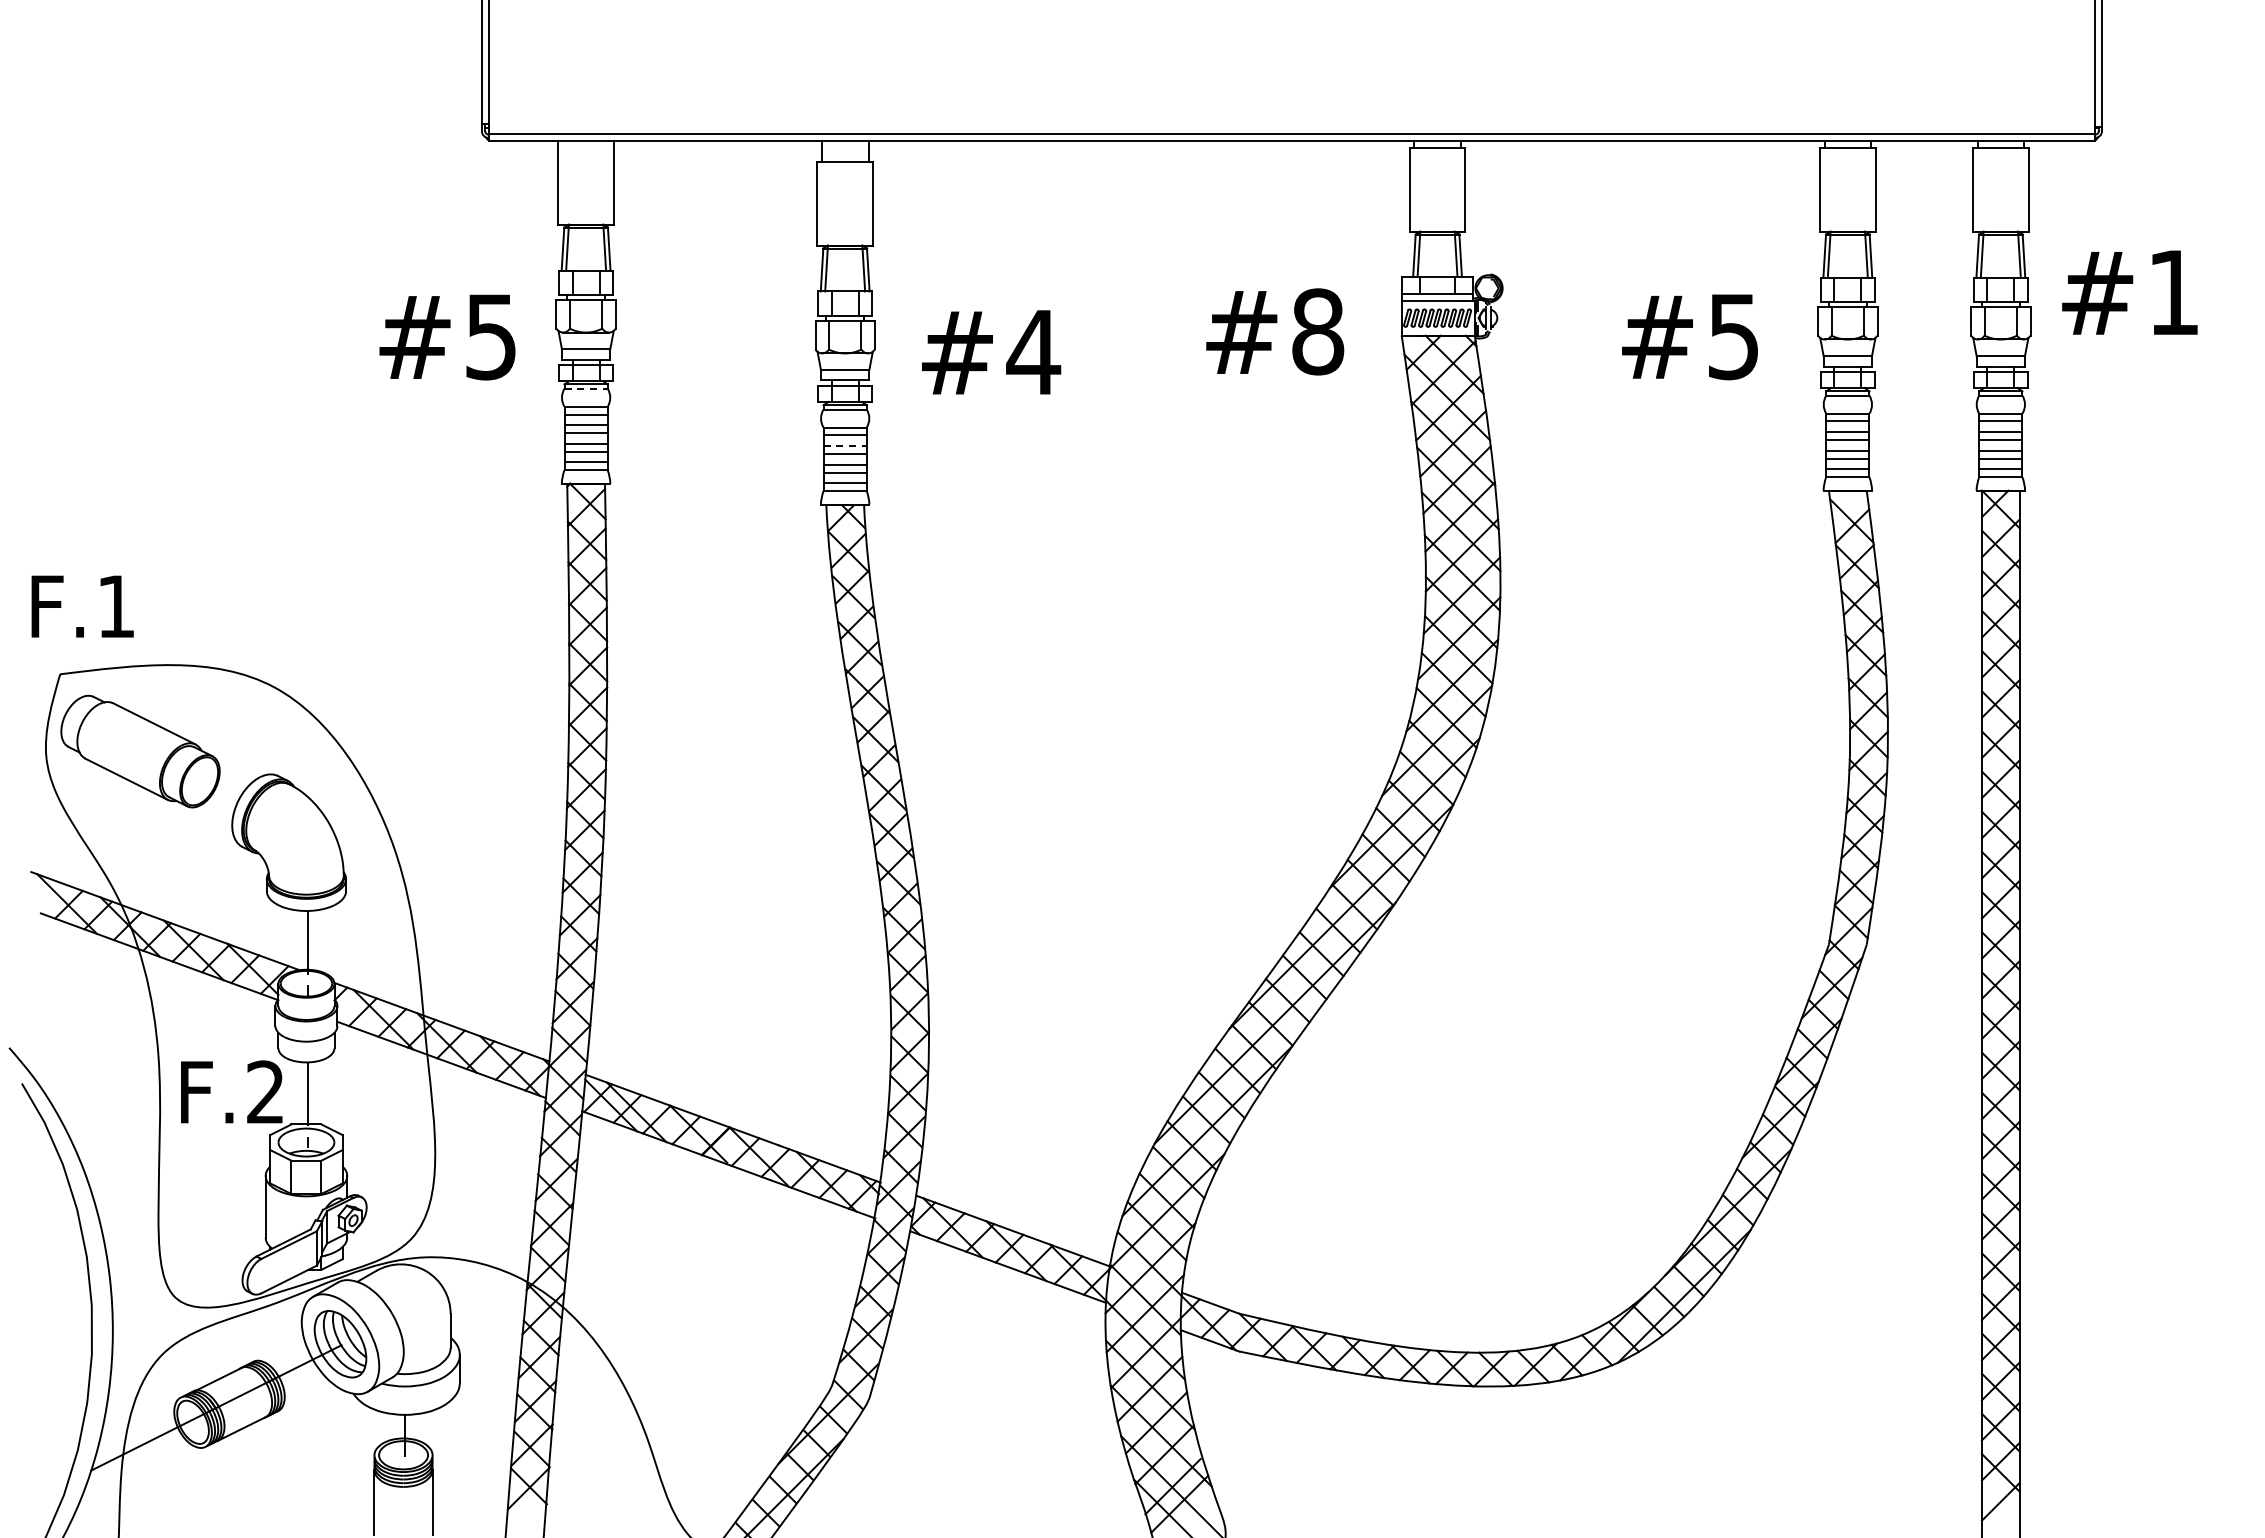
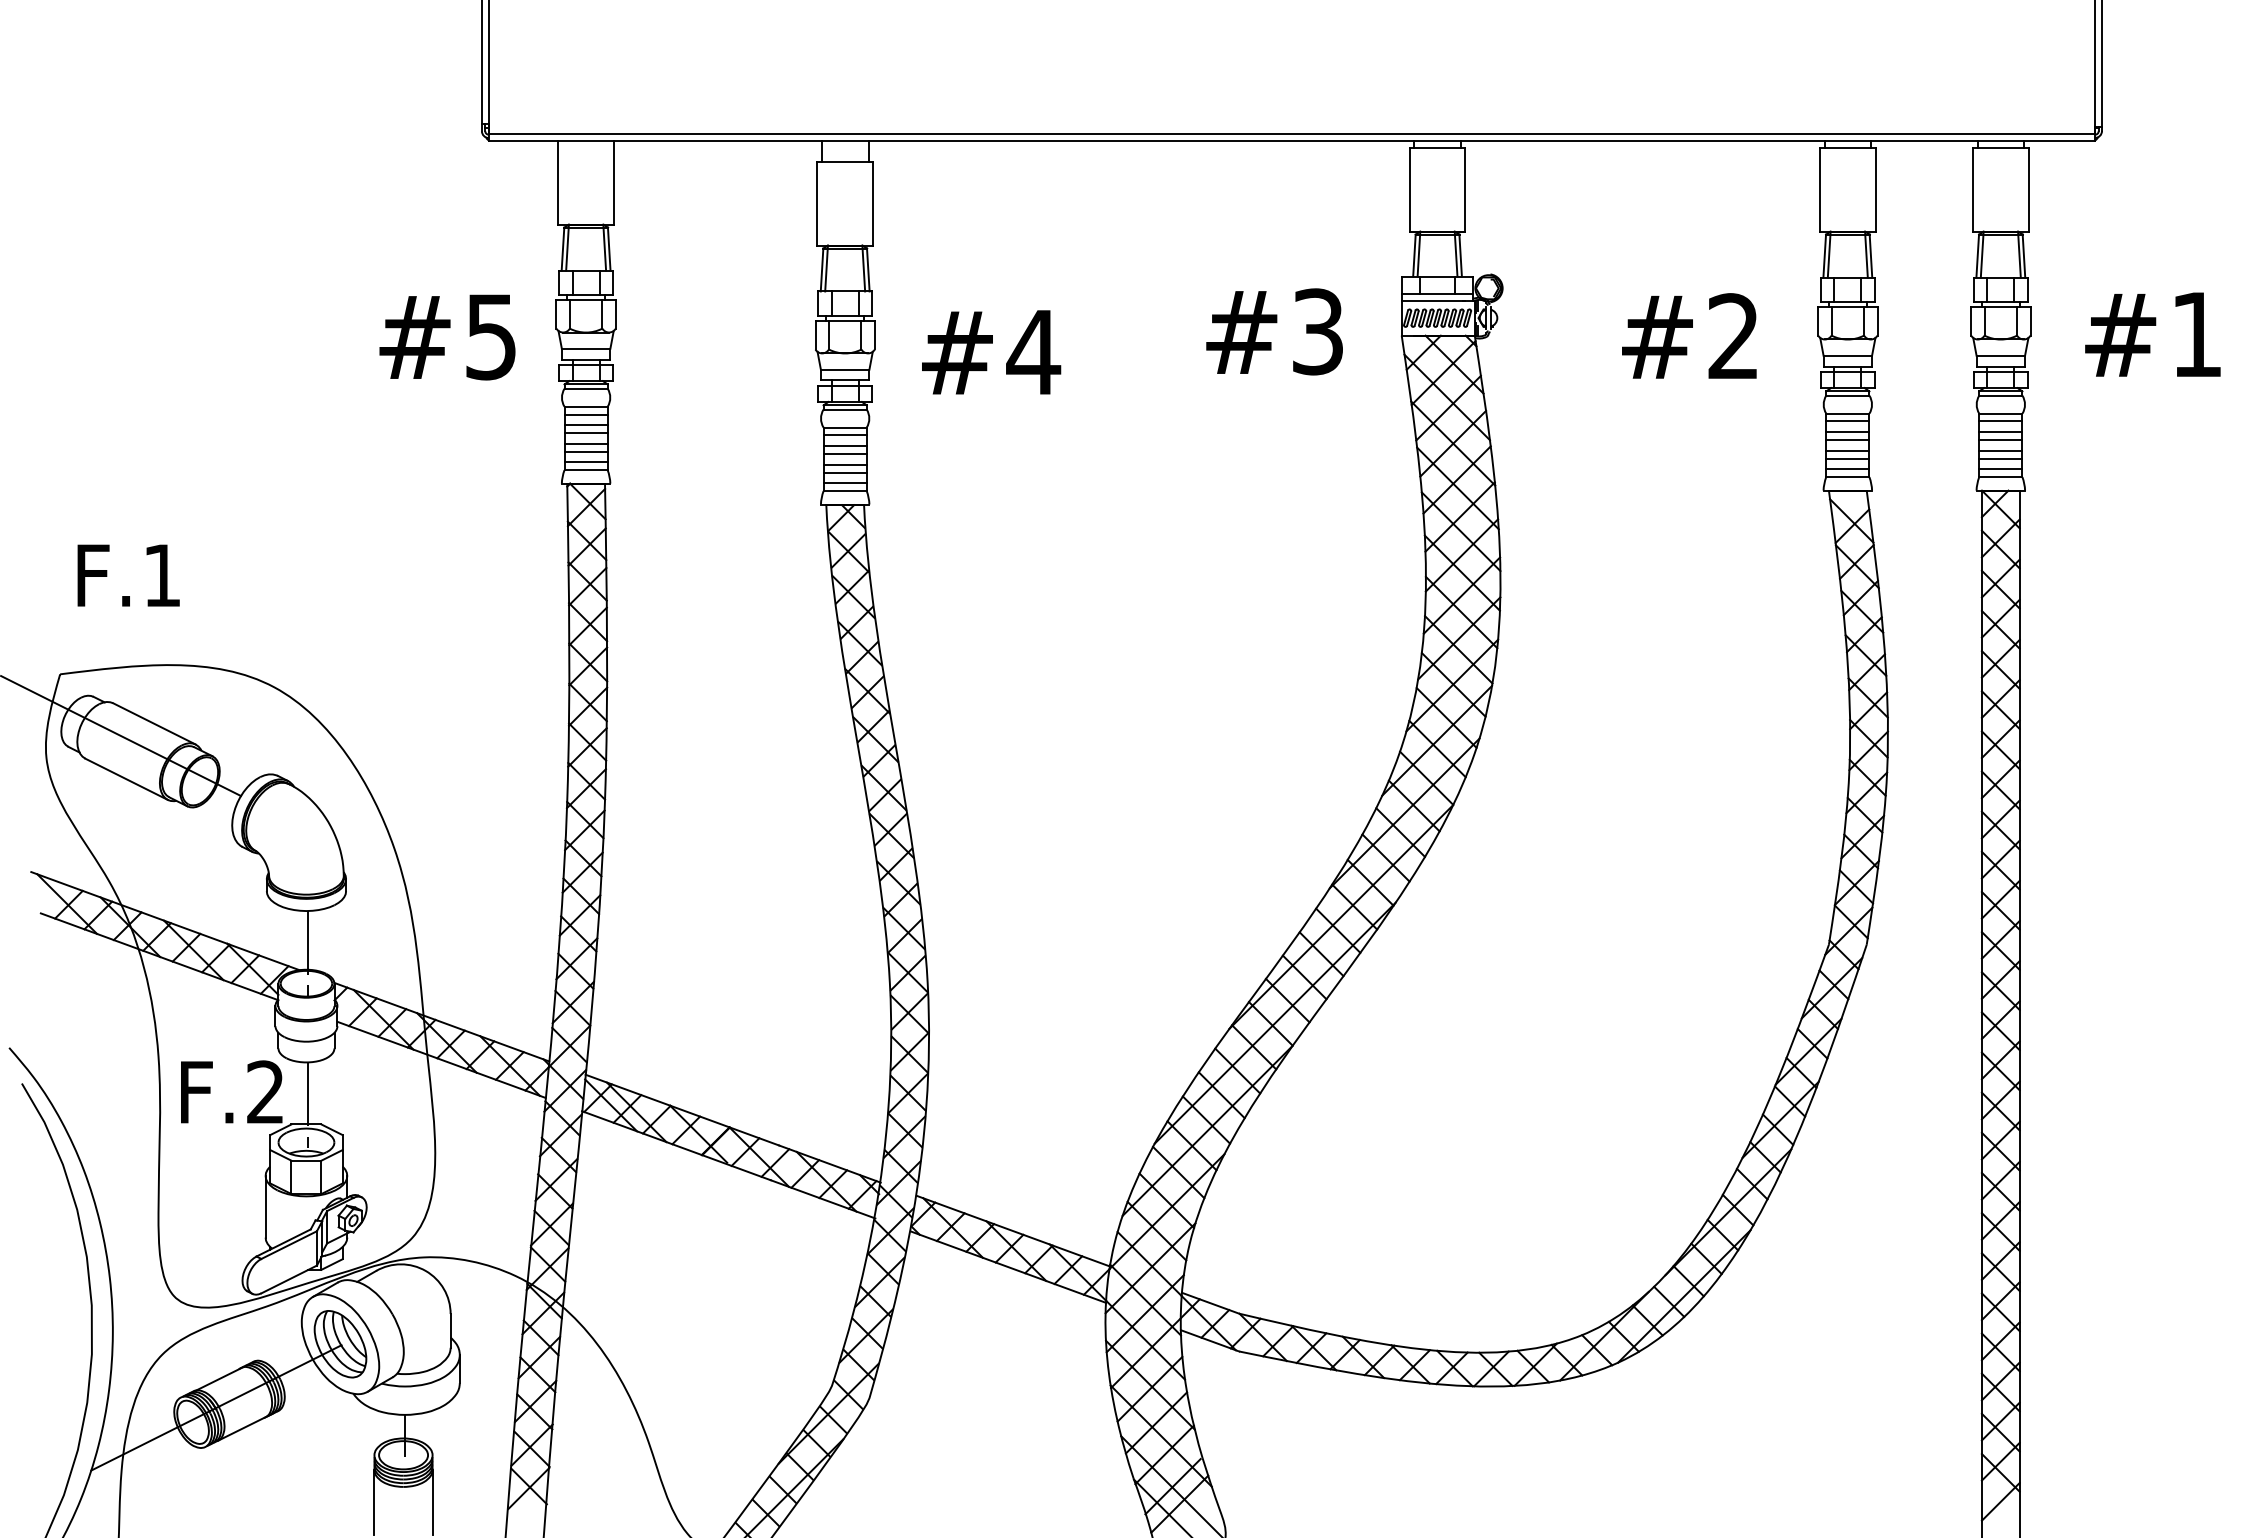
text position: (2129, 292) -> (2152, 334) (2152, 334)
text: #8 -> #3 (1318, 331)
text: #5 -> #2 (1732, 336)
line: dashed -> solid (586, 388)
line: dashed -> solid (845, 446)
text position: (82, 606) -> (128, 575) (128, 575)
line: none -> present (121, 736)
